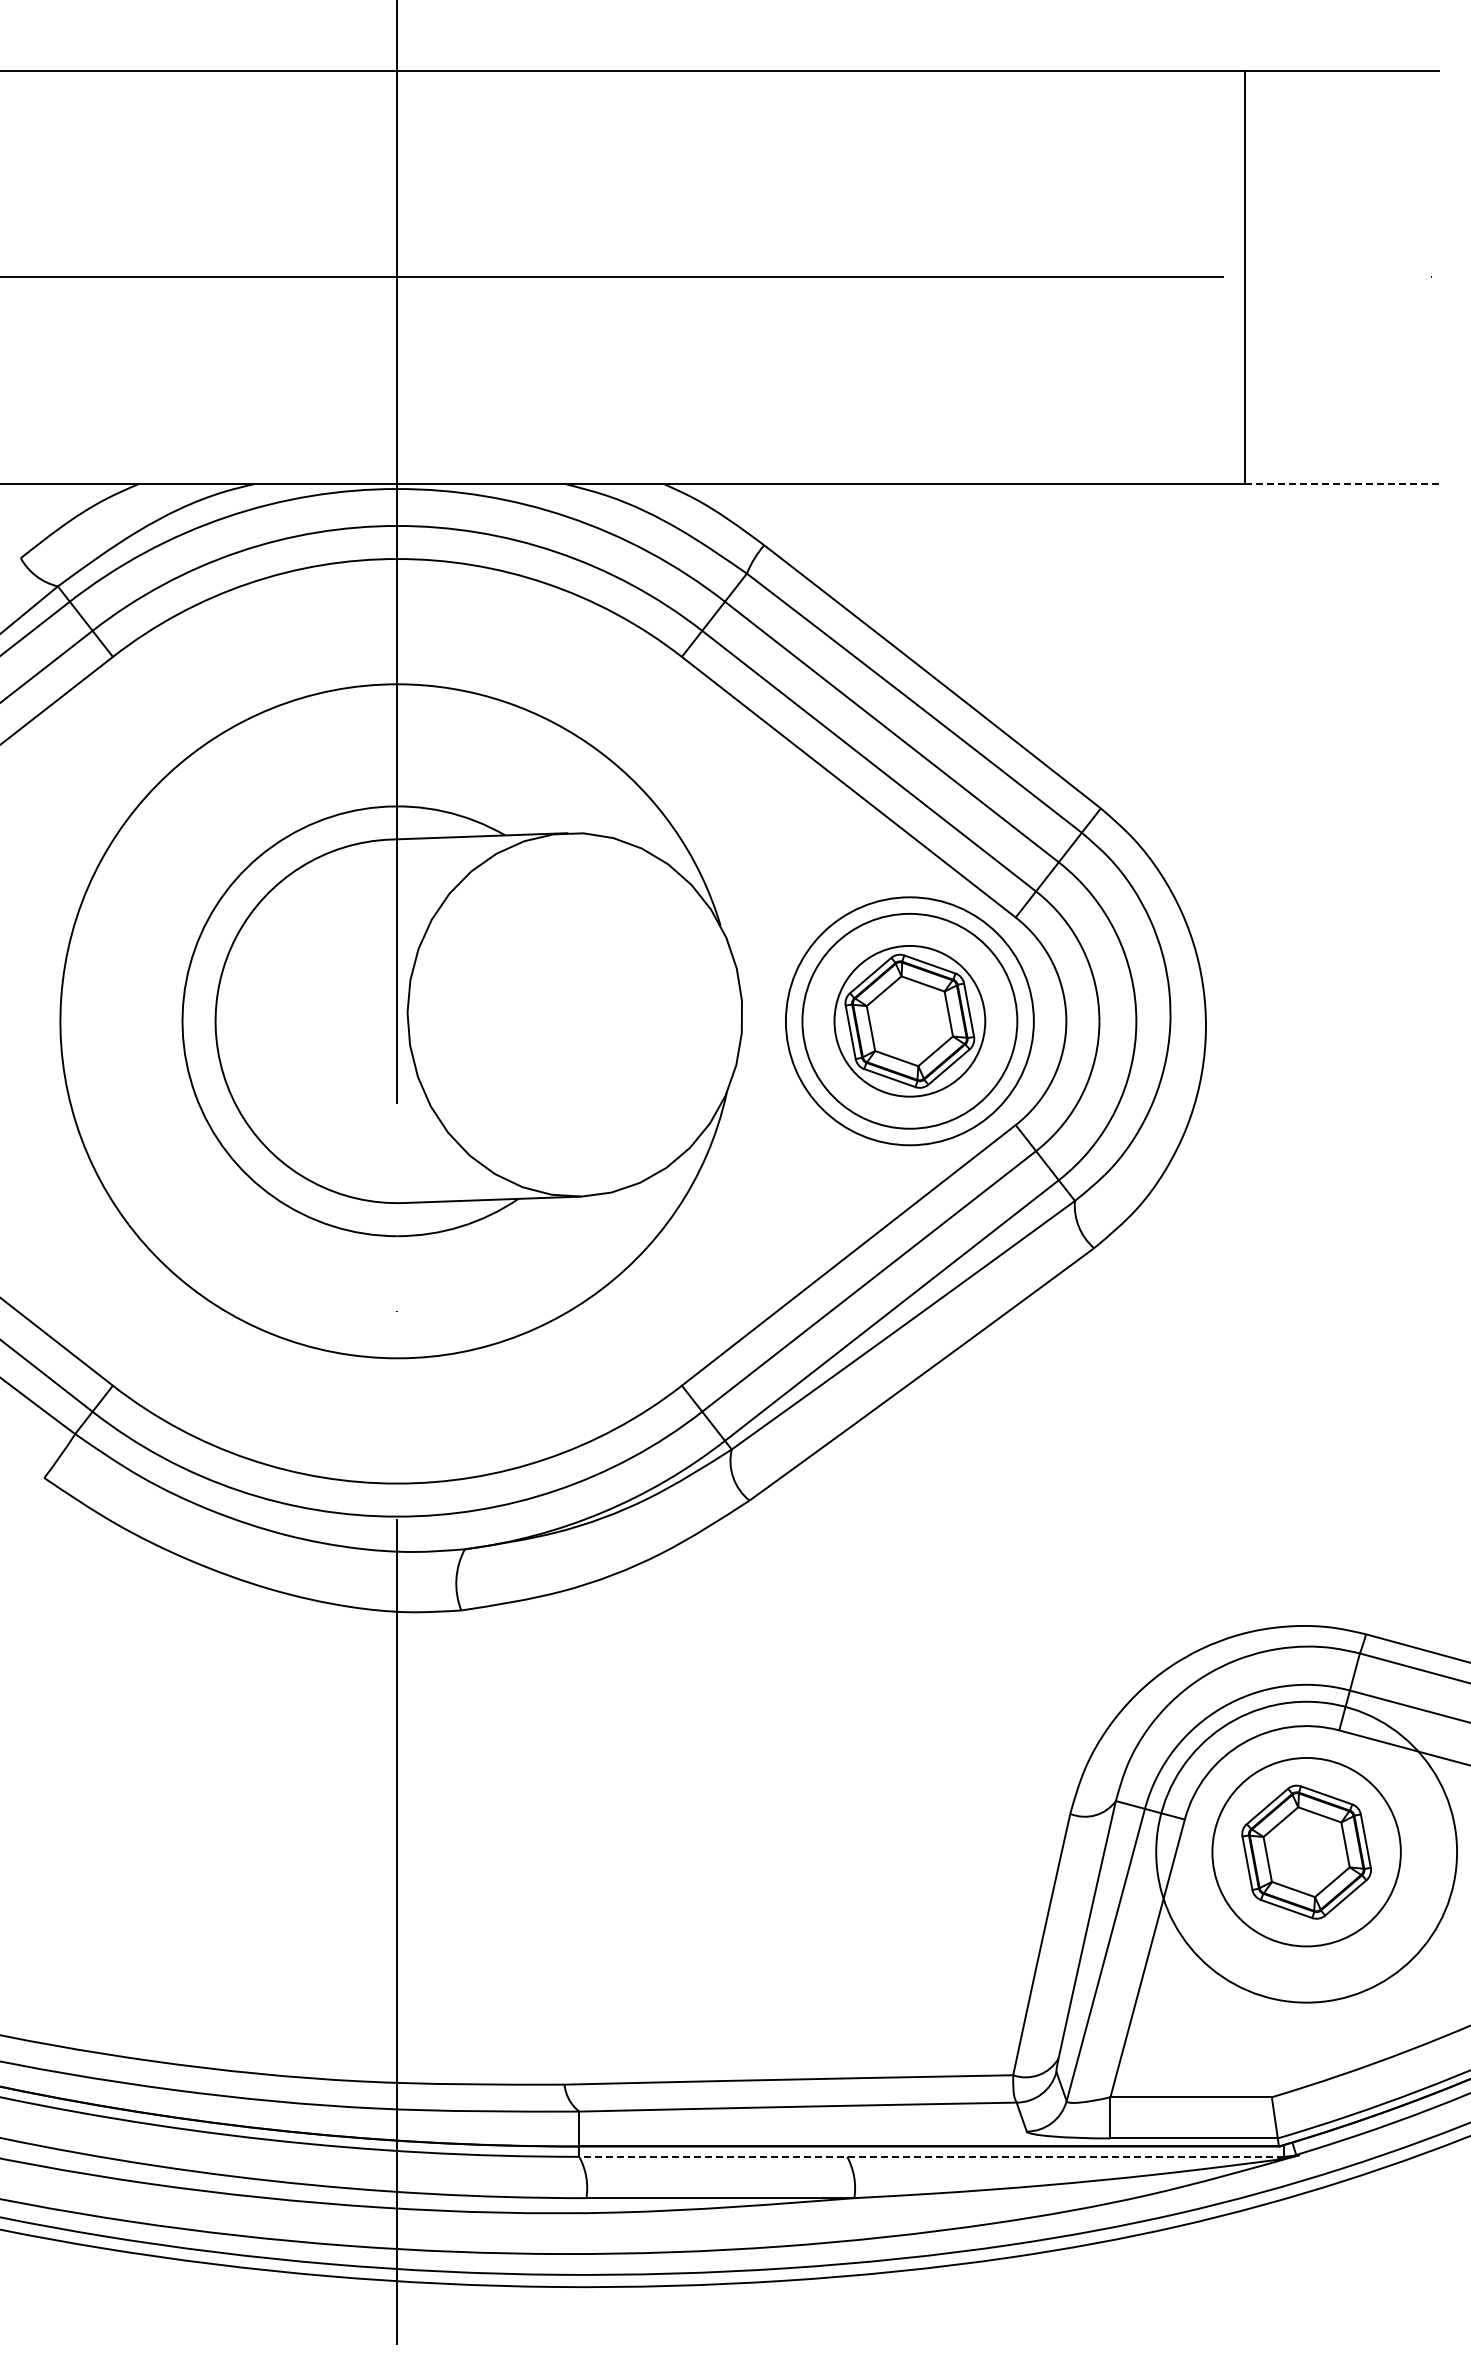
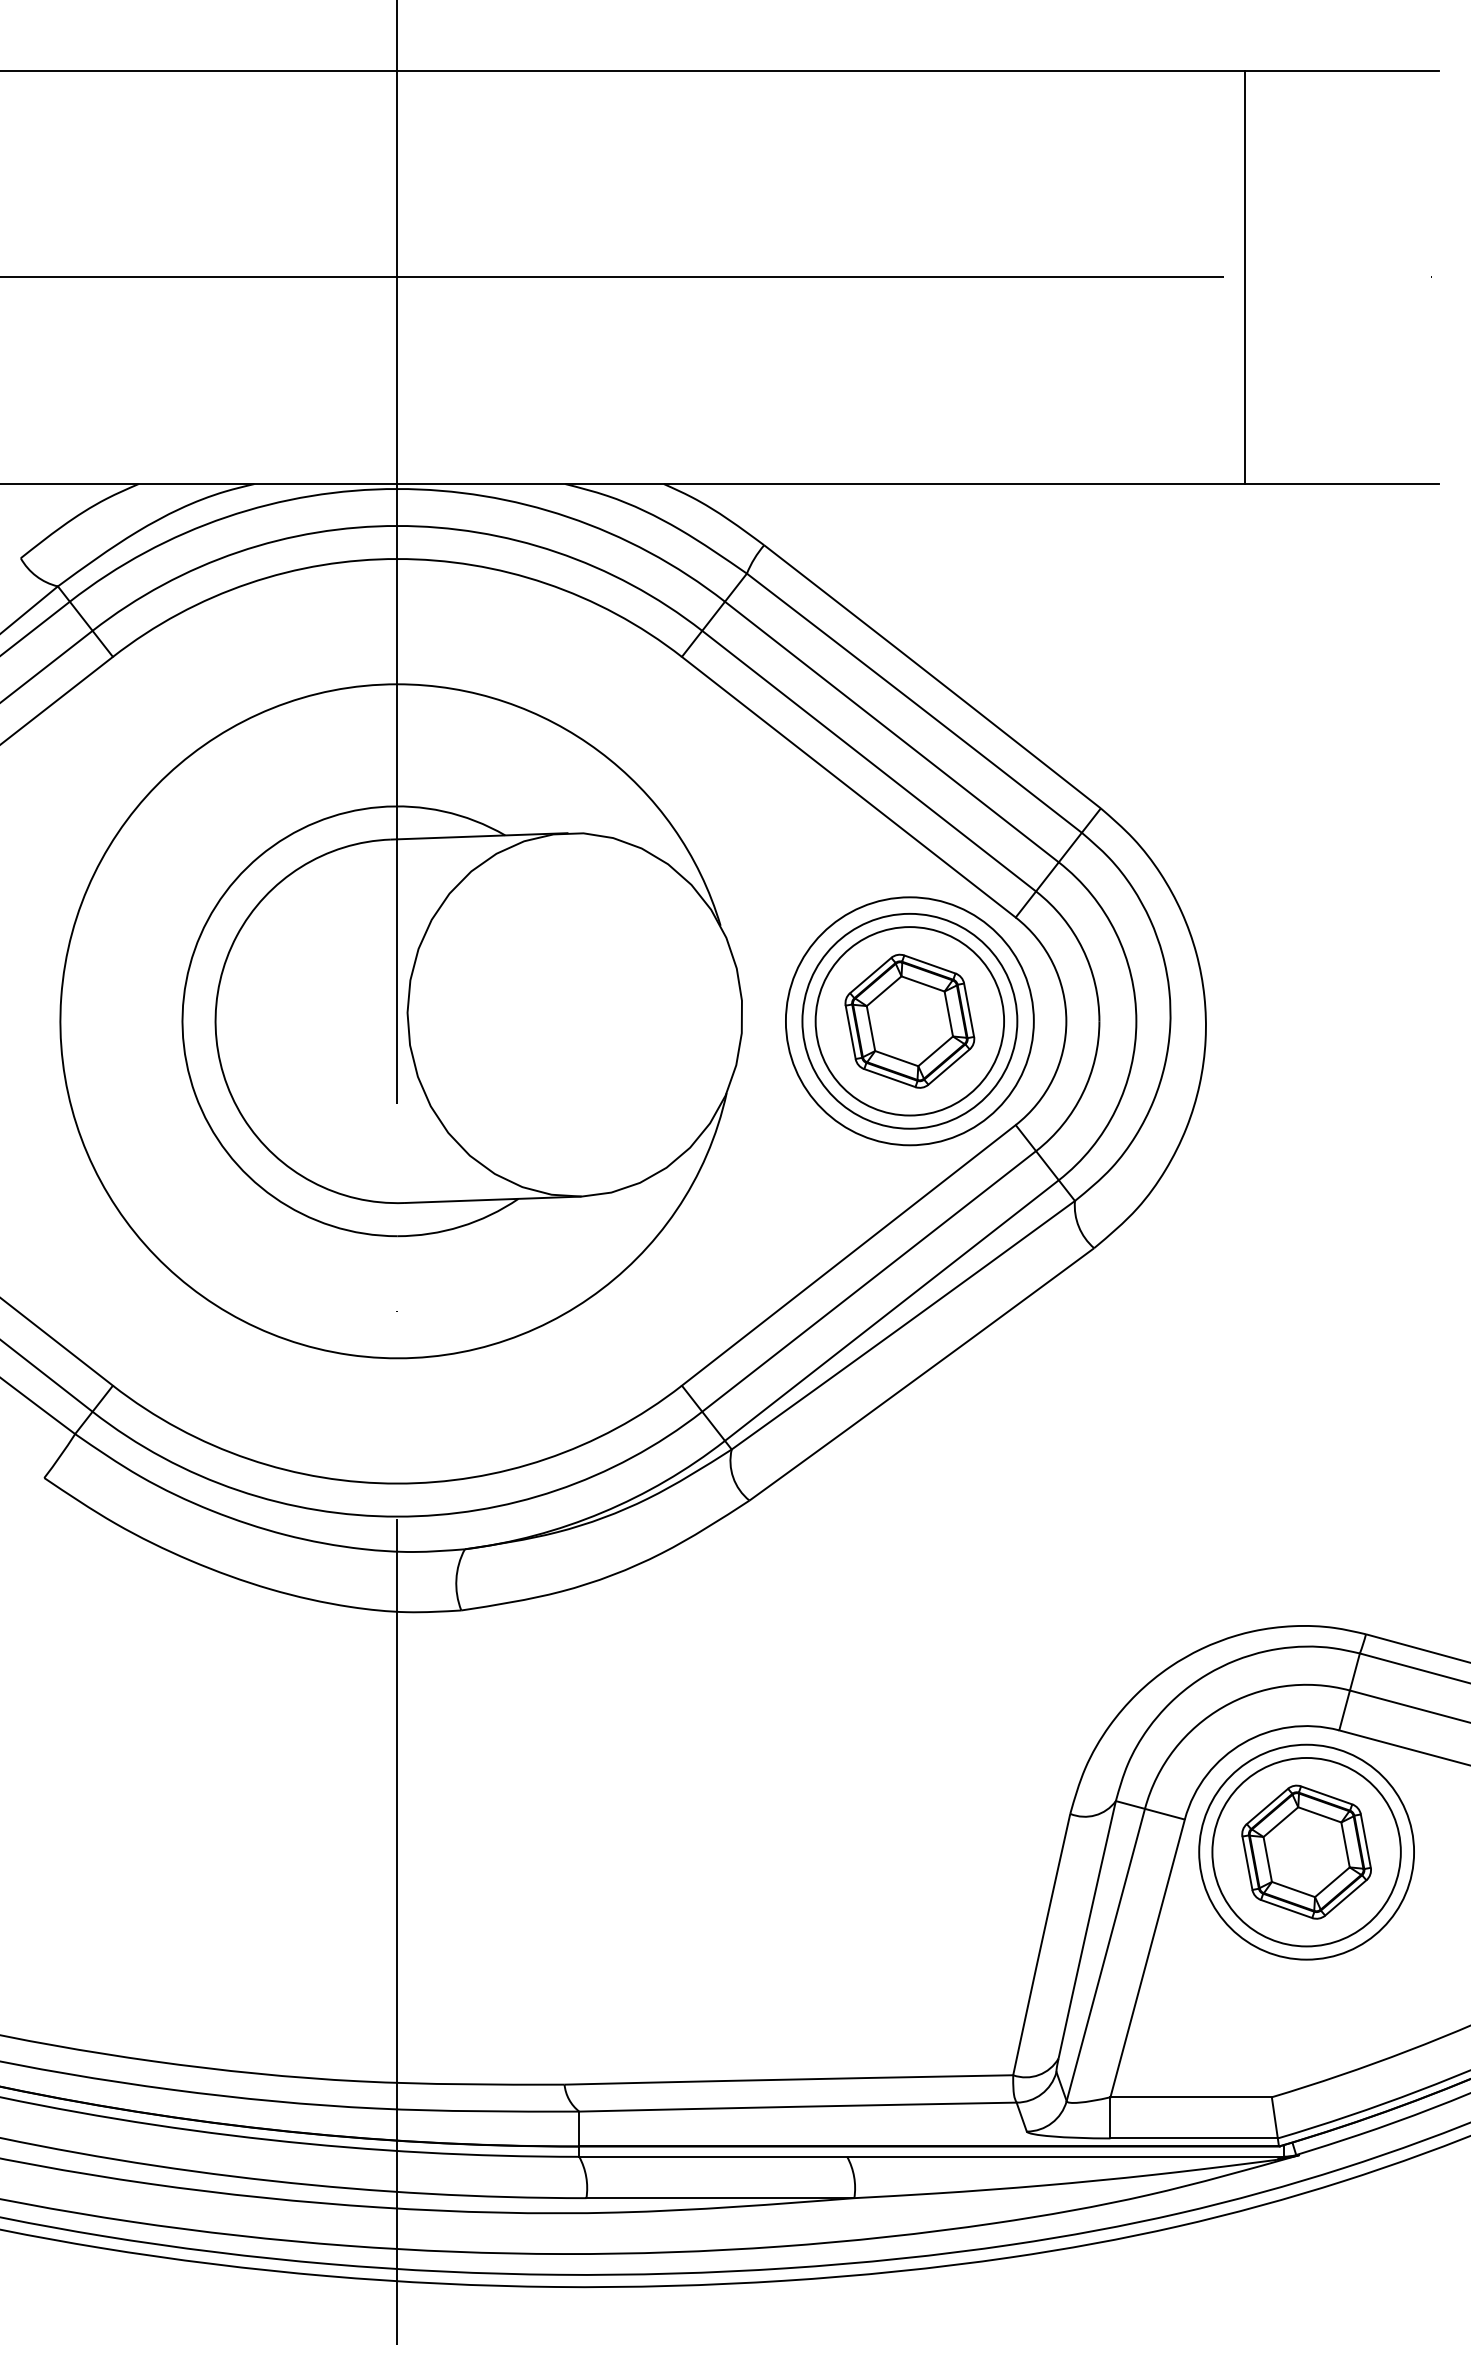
line: dashed -> solid (1342, 484)
circle diameter: 151 px -> 188 px (909, 1021)
circle diameter: 301 px -> 215 px (1306, 1851)
line: dashed -> solid (931, 2156)
